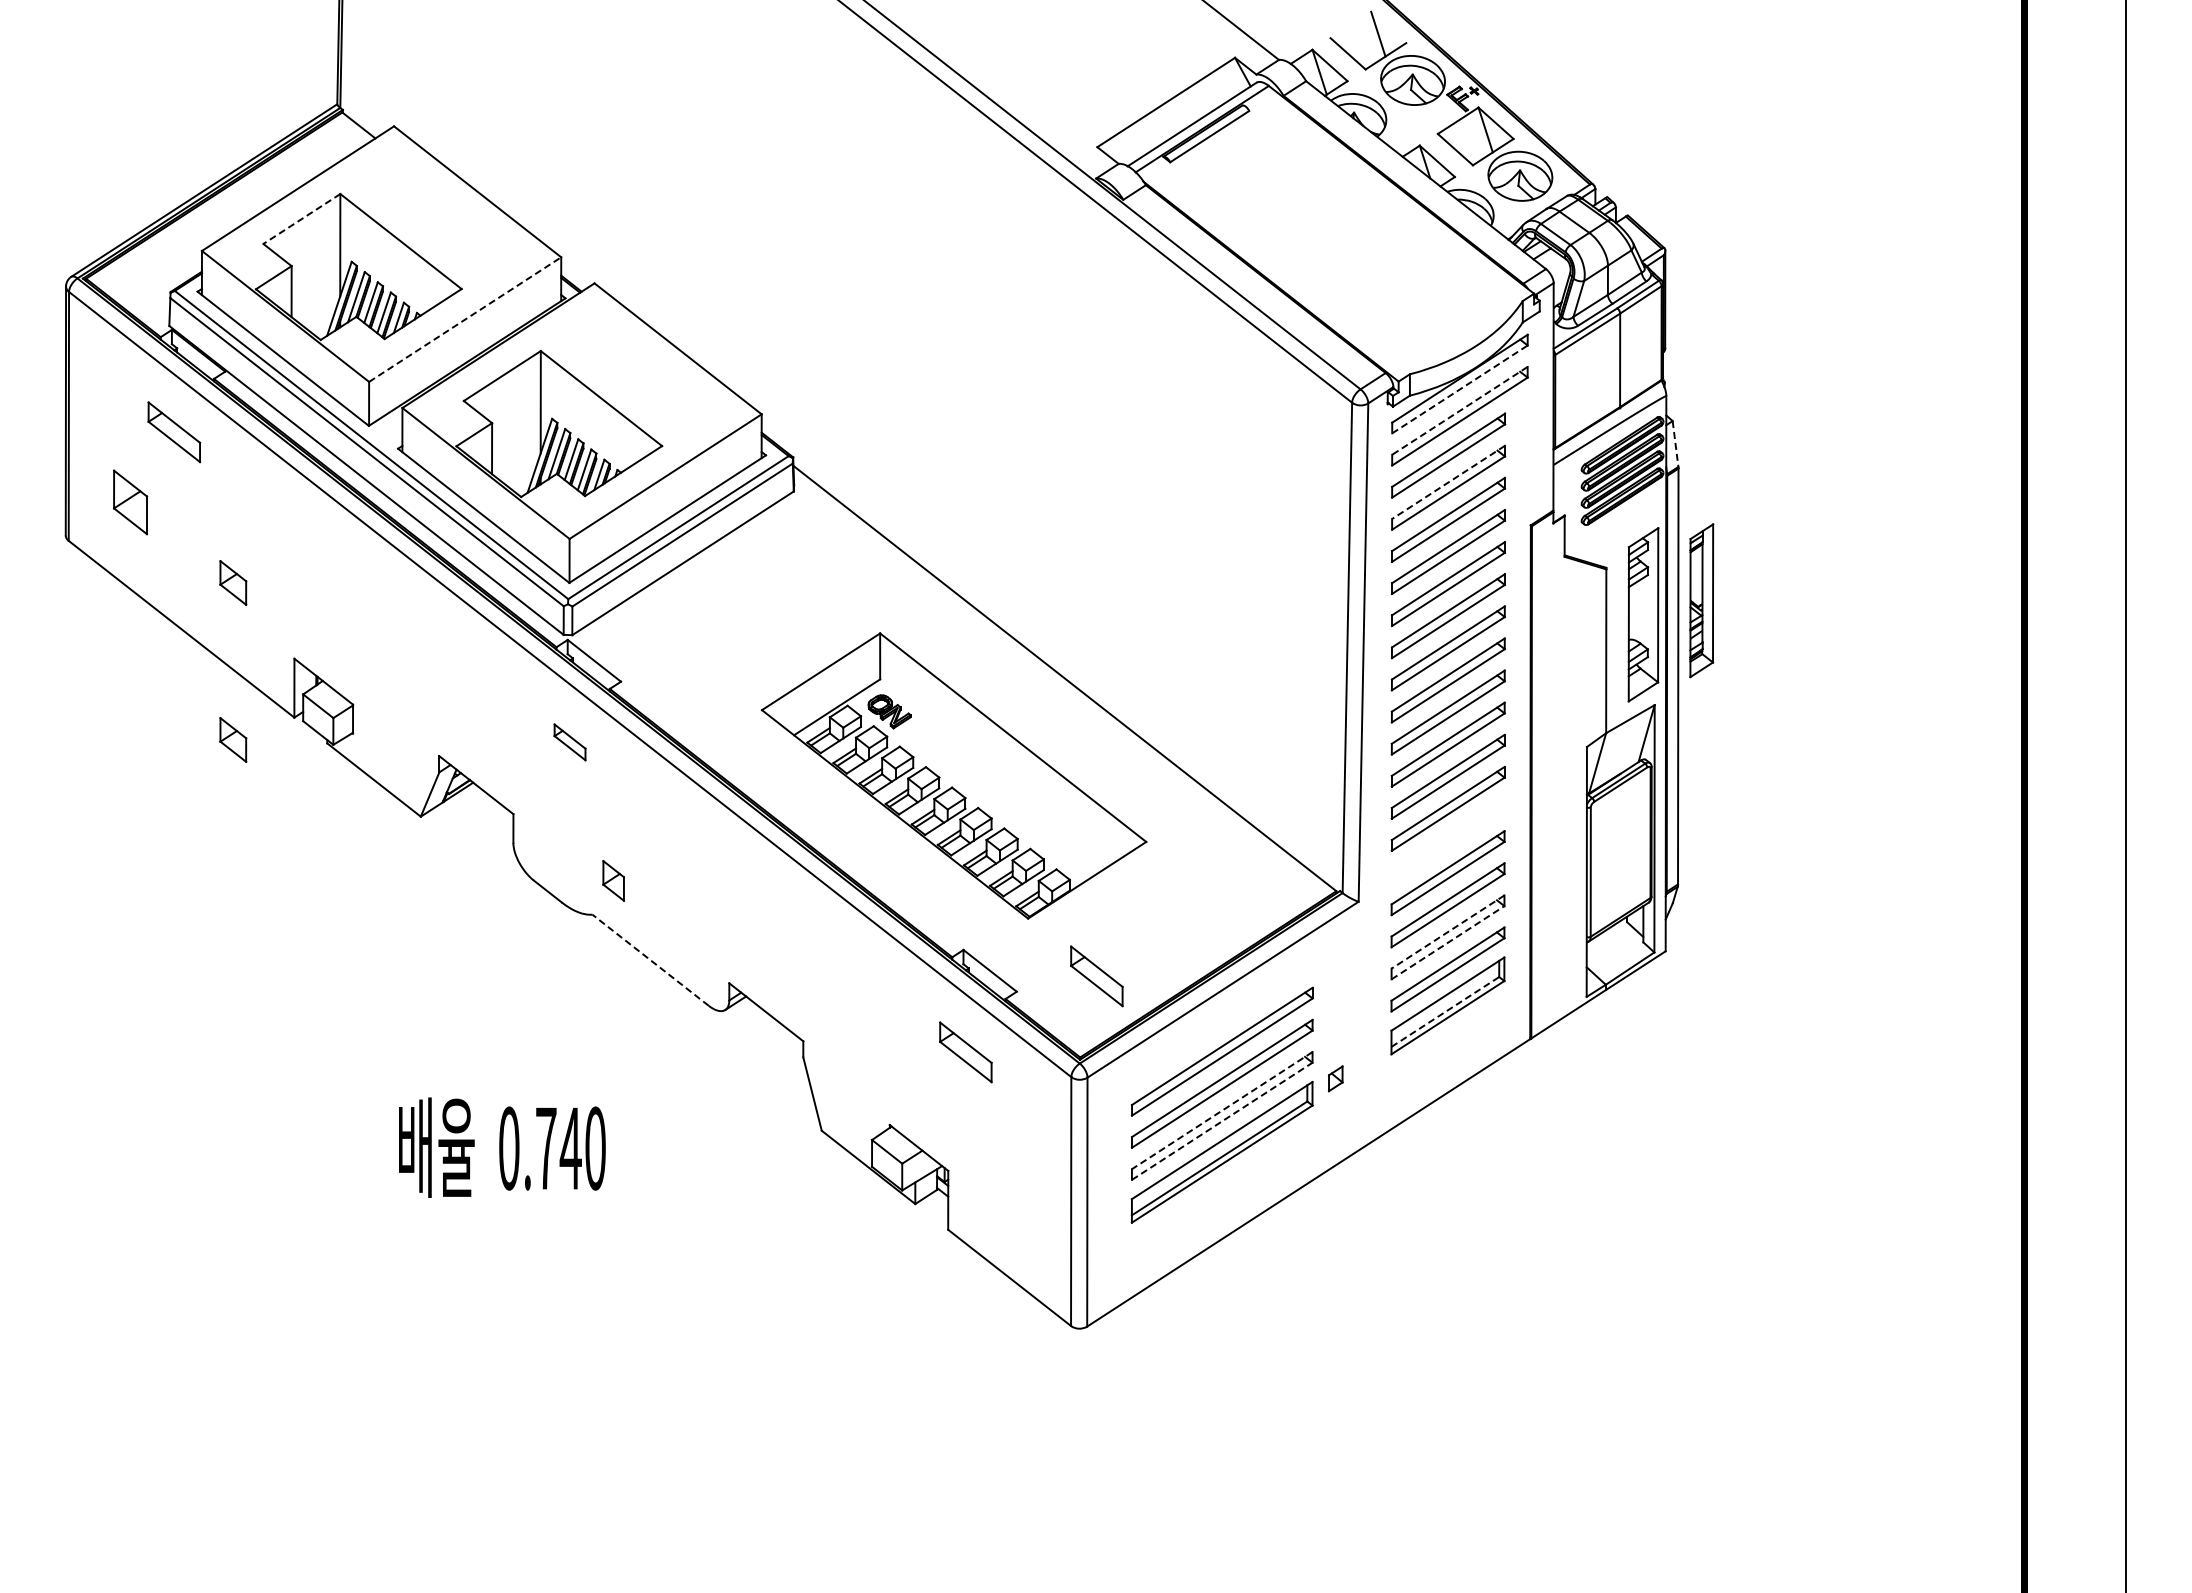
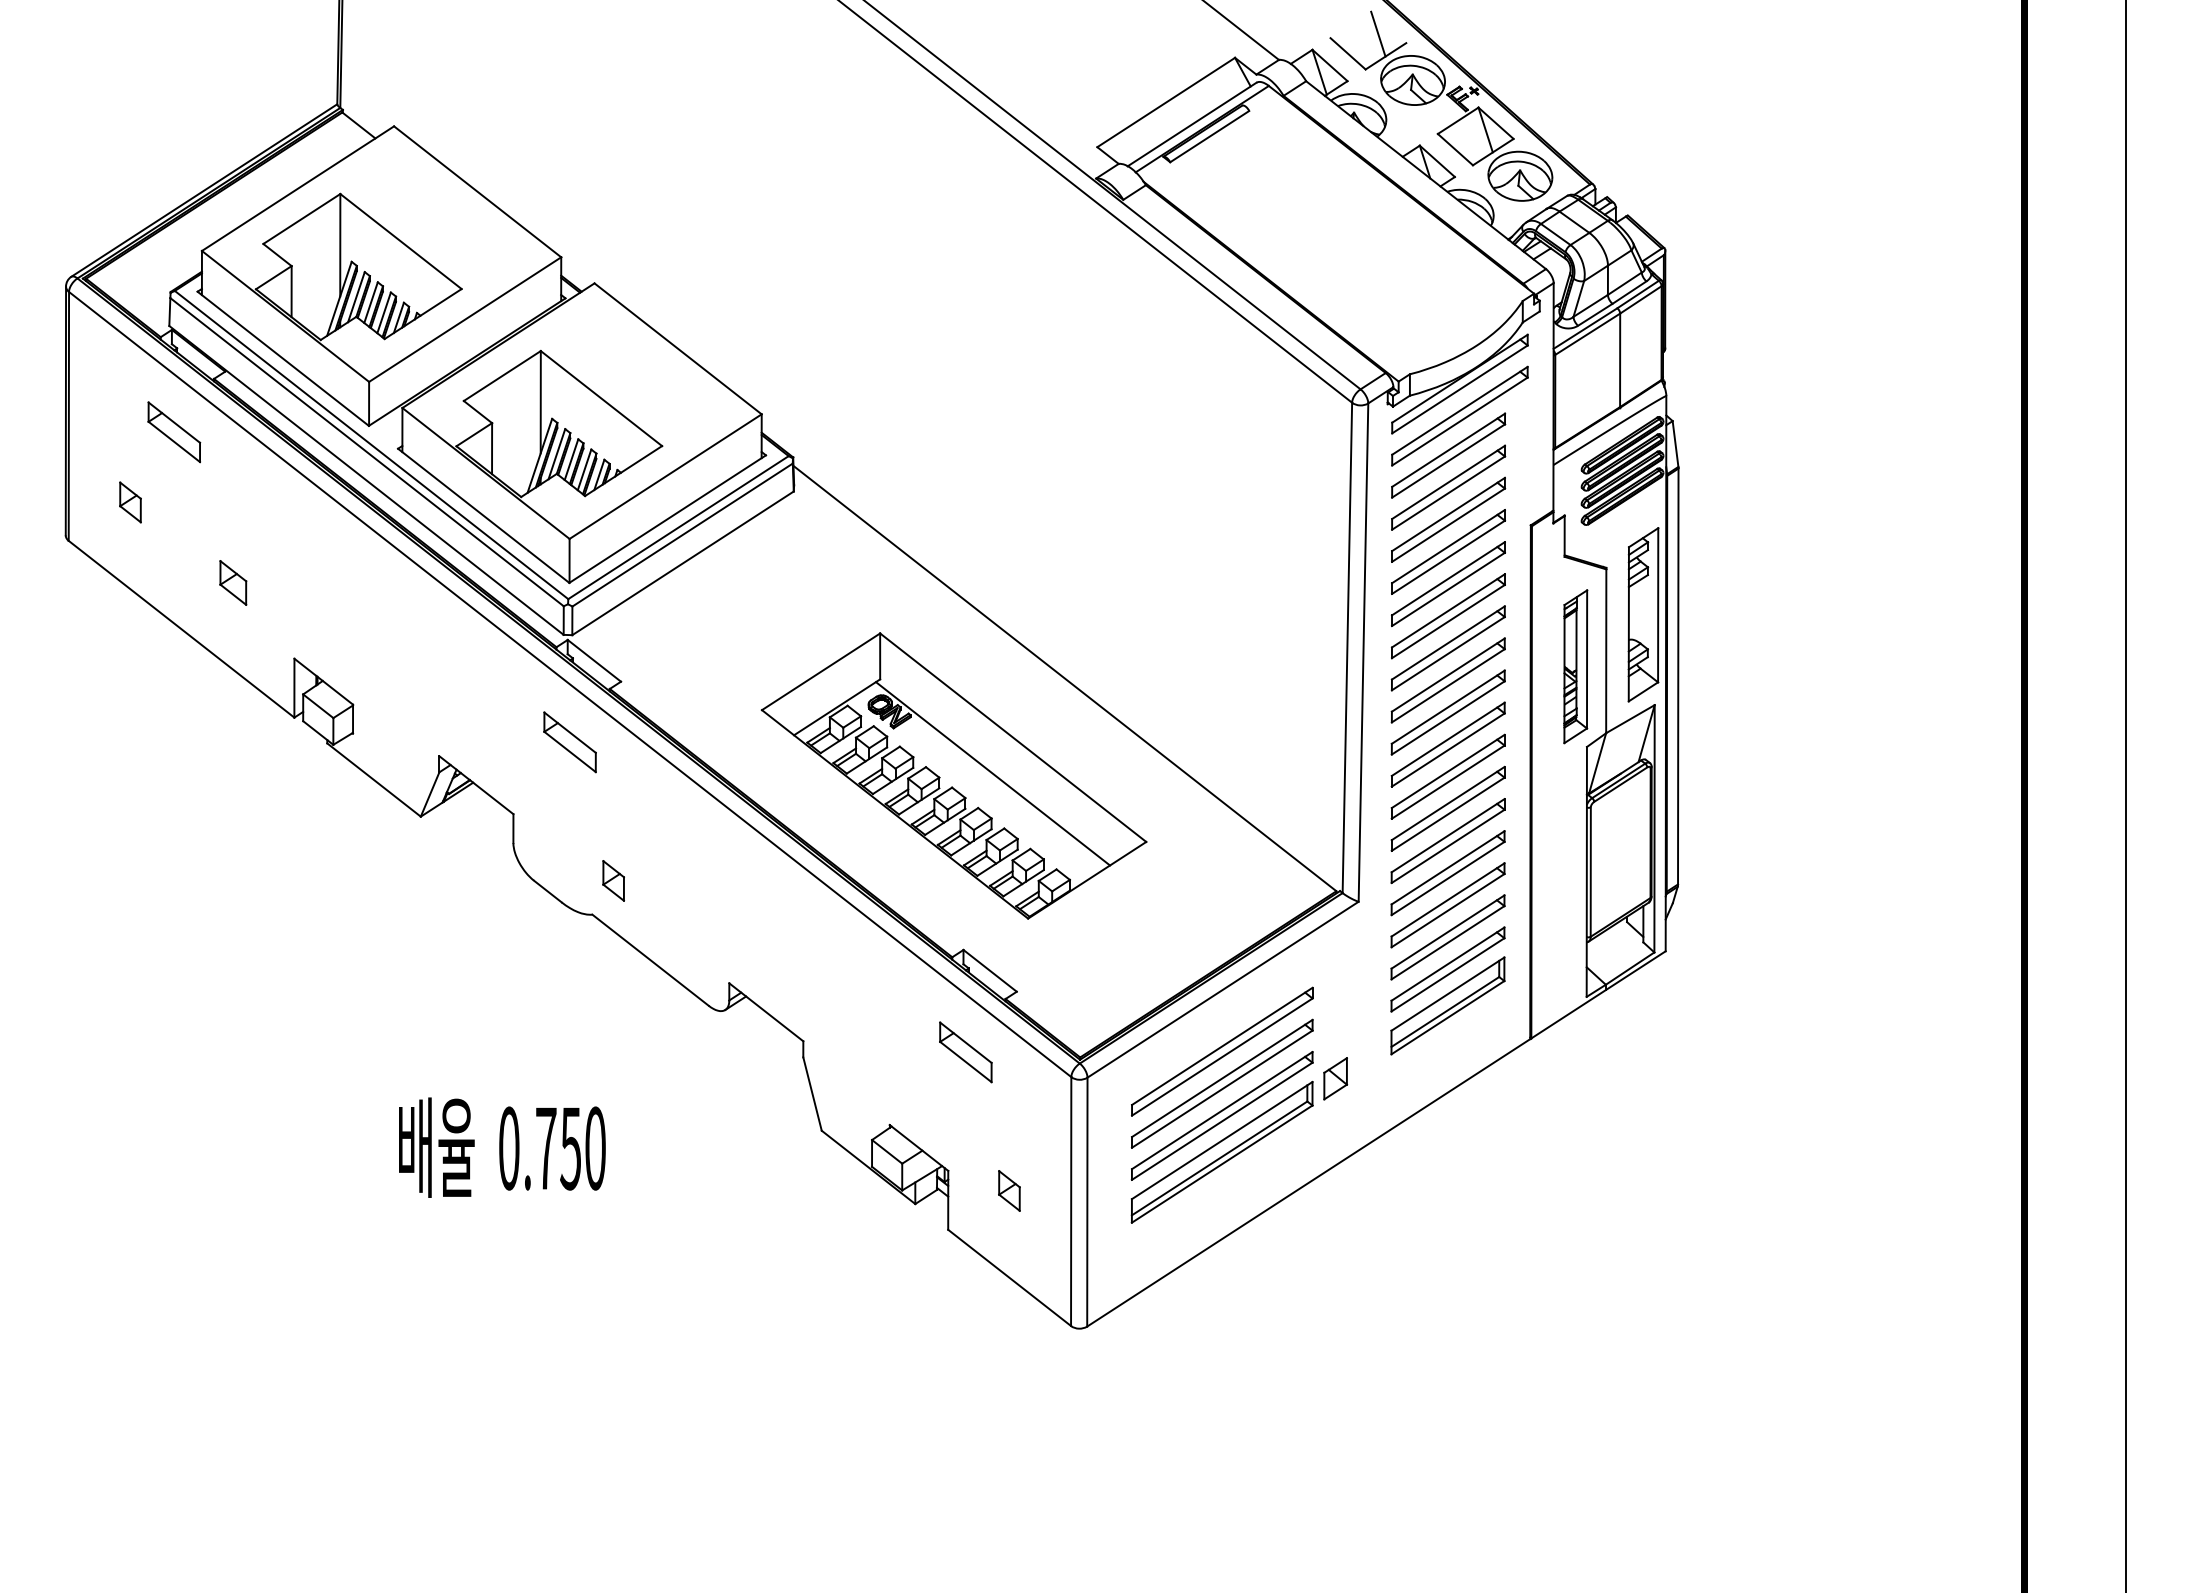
line: dashed -> solid (301, 219)
line: dashed -> solid (465, 319)
line: dashed -> solid (1459, 389)
line: dashed -> solid (1459, 410)
line: dashed -> solid (1675, 444)
line: dashed -> solid (1448, 482)
part size: 37x67 px -> 23x43 px (130, 502)
part position: (1701, 600) -> (1575, 666) (1575, 666)
part: present -> none (233, 739)
part size: 34x39 px -> 54x63 px (569, 742)
line: none -> present (992, 773)
part: none -> present (1447, 840)
line: dashed -> solid (1447, 932)
line: dashed -> solid (1448, 942)
line: dashed -> solid (650, 960)
part: present -> none (1096, 976)
line: dashed -> solid (1445, 1011)
part size: 16x28 px -> 26x44 px (1335, 1078)
line: dashed -> solid (1222, 1110)
line: dashed -> solid (1222, 1121)
text: 0.740 -> 0.750 (570, 1148)
part: none -> present (1009, 1190)
